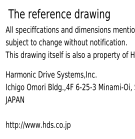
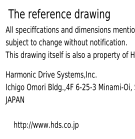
text position: (38, 125) -> (46, 125) (46, 125)
